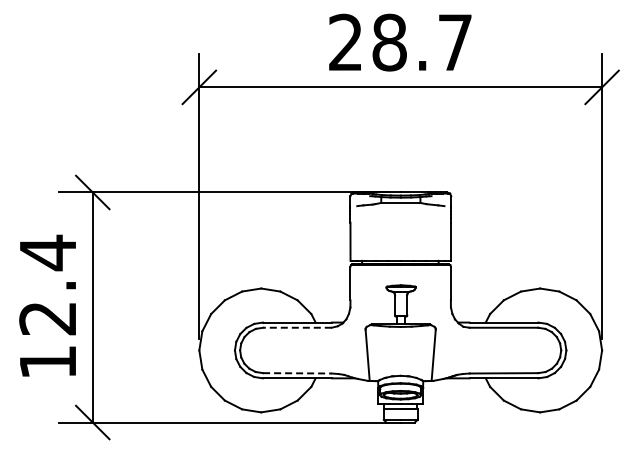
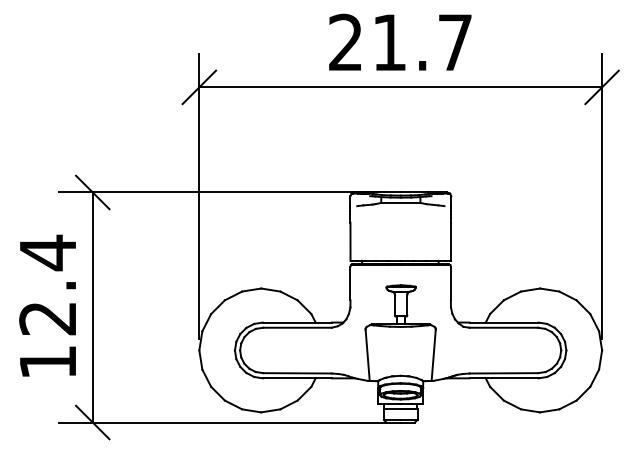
text: 28.7 -> 21.7 (389, 42)
line: dashed -> solid (297, 327)
line: dashed -> solid (297, 373)
